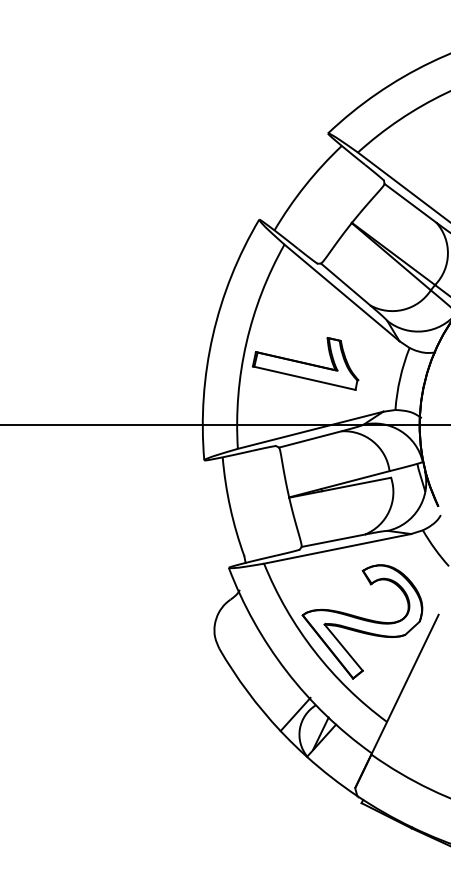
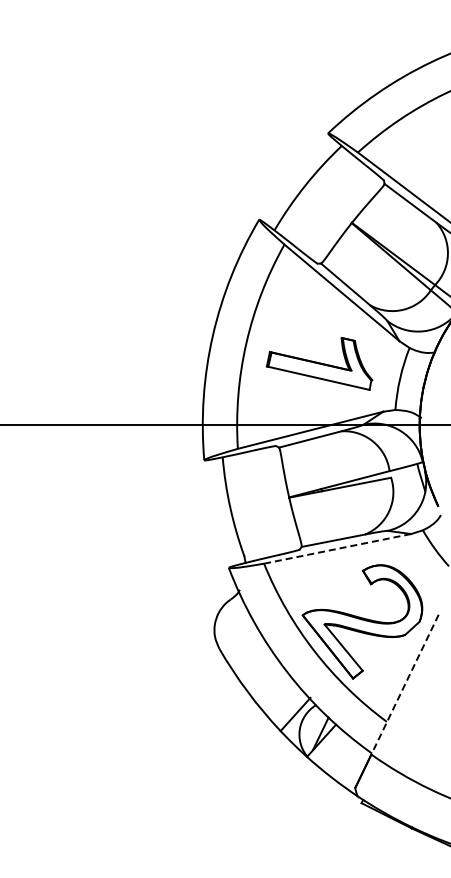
part position: (305, 363) -> (319, 363) (319, 363)
line: solid -> dashed (338, 548)
line: solid -> dashed (405, 684)
